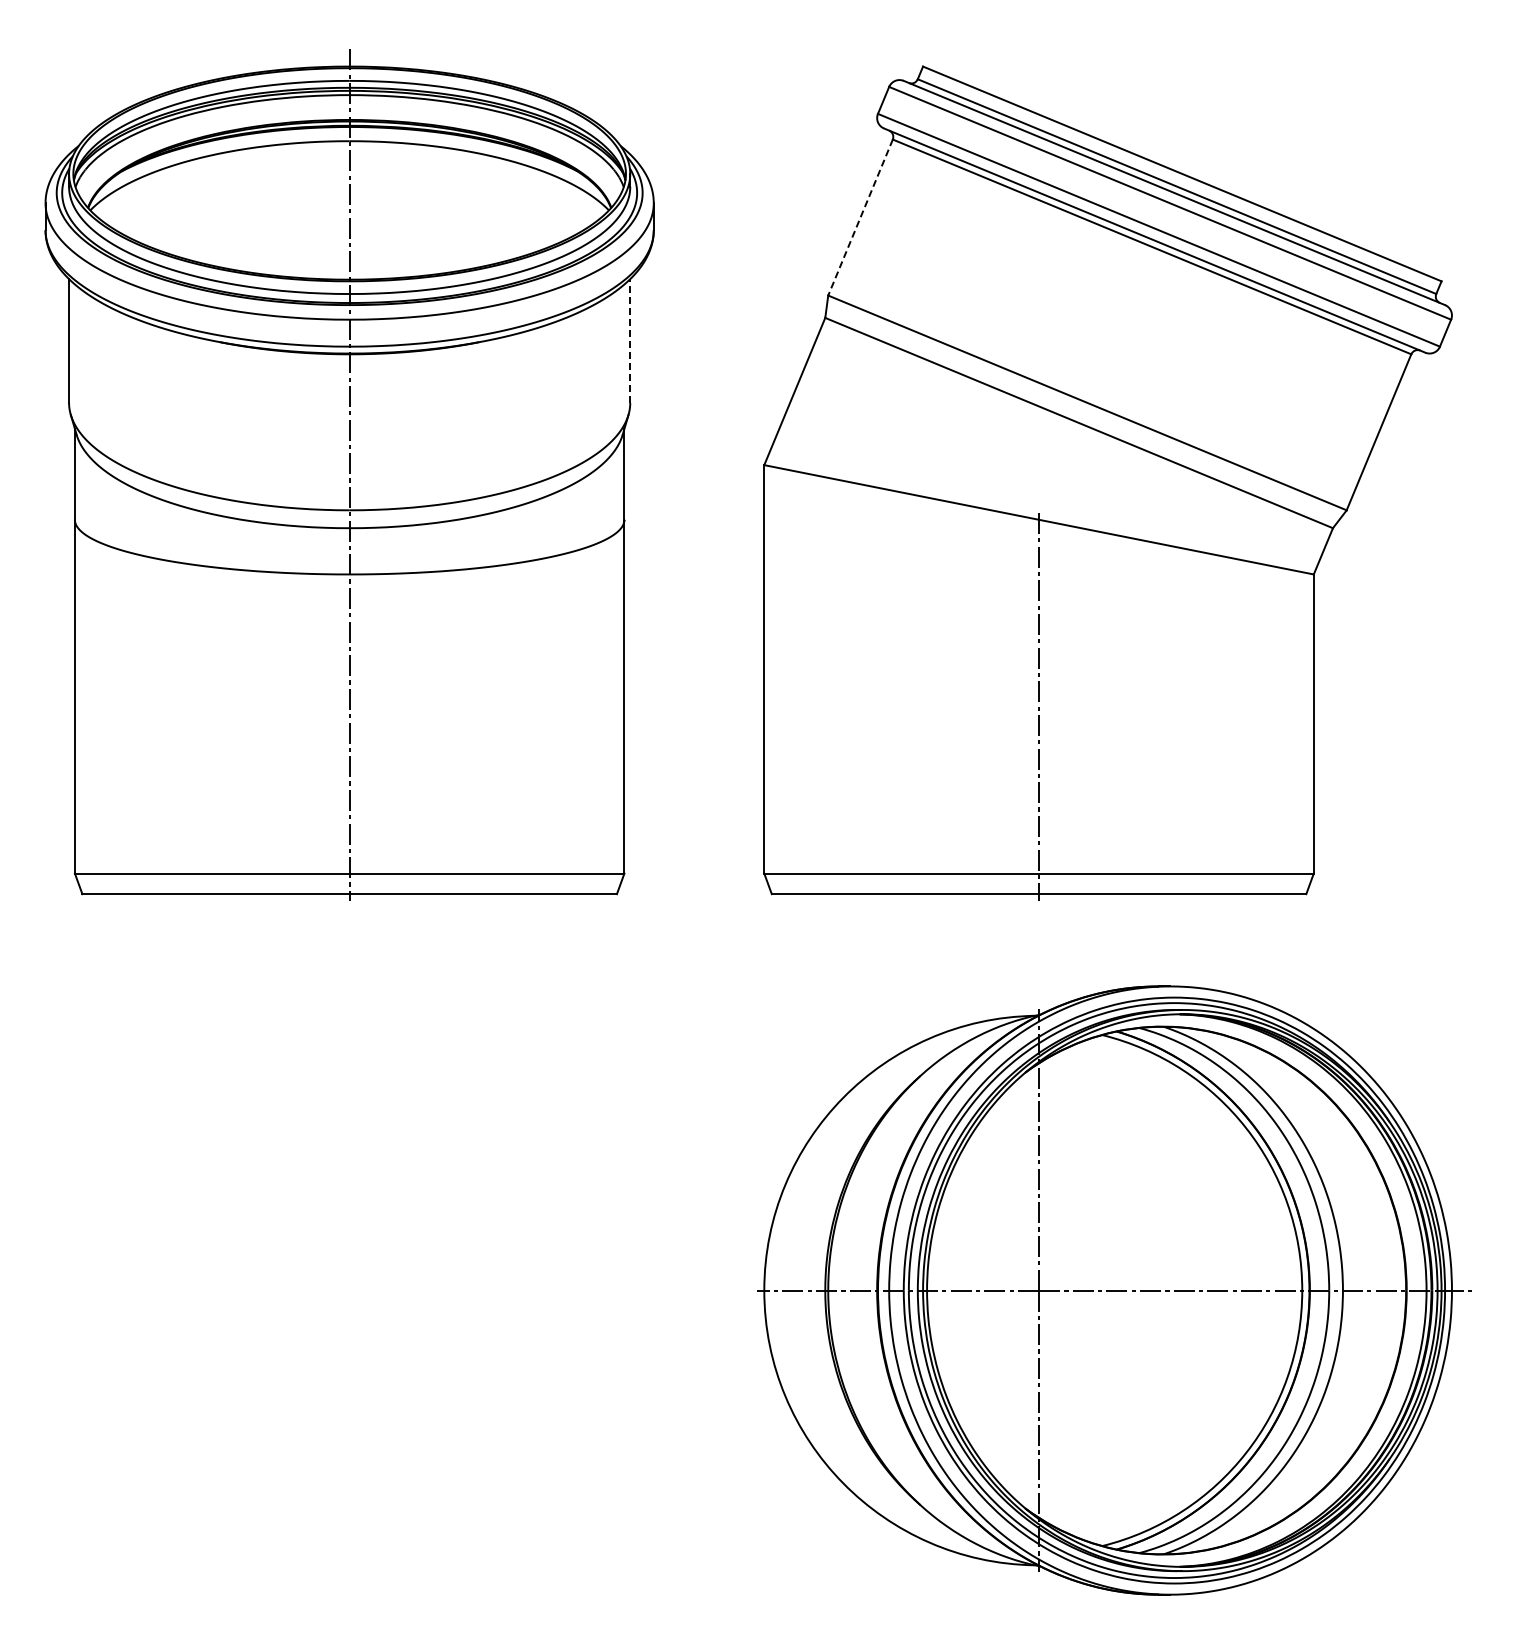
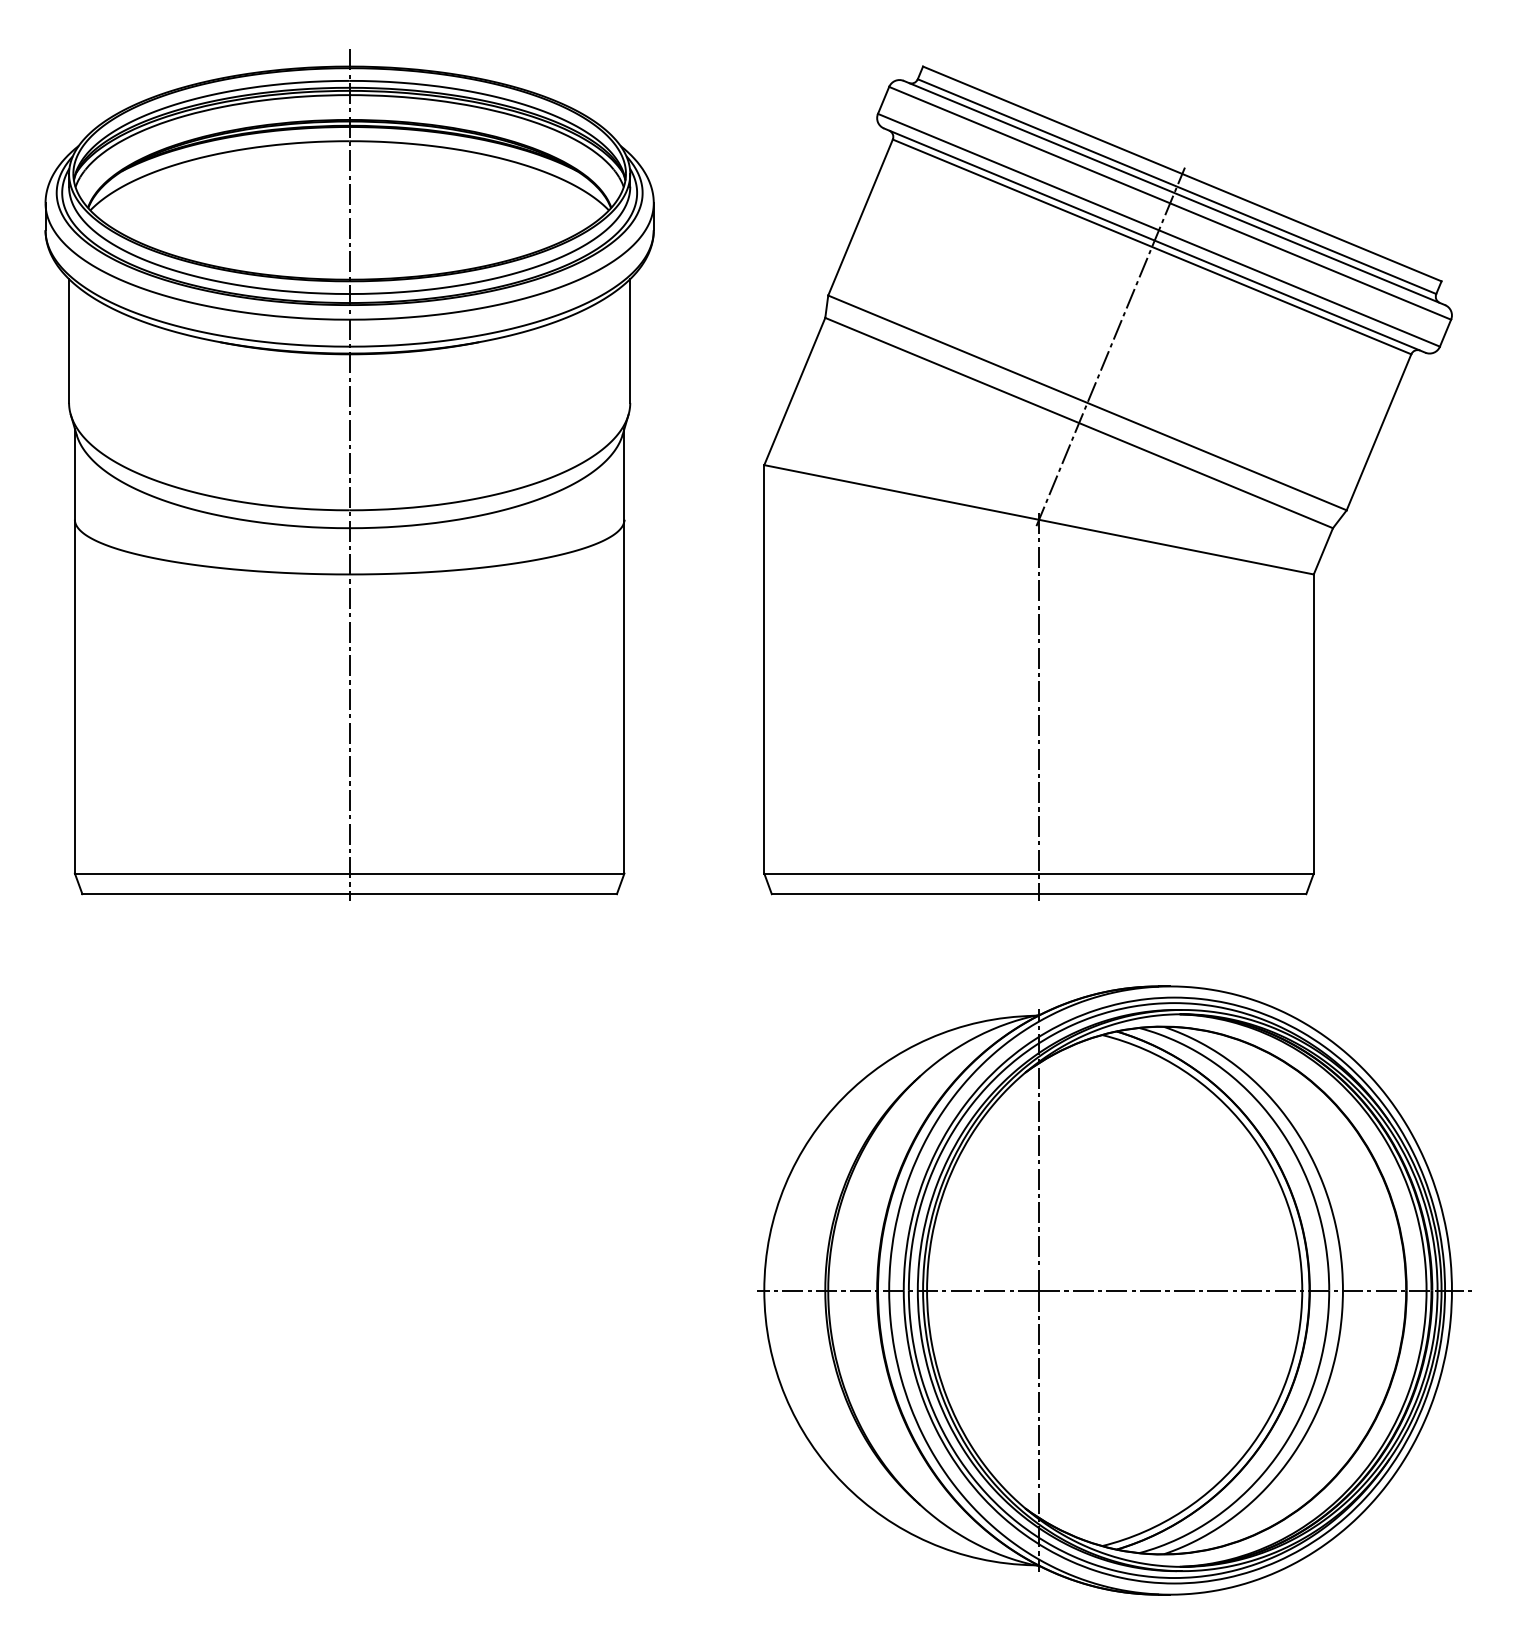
line: dashed -> solid (860, 218)
line: dashed -> solid (630, 341)
line: none -> present (1110, 346)
